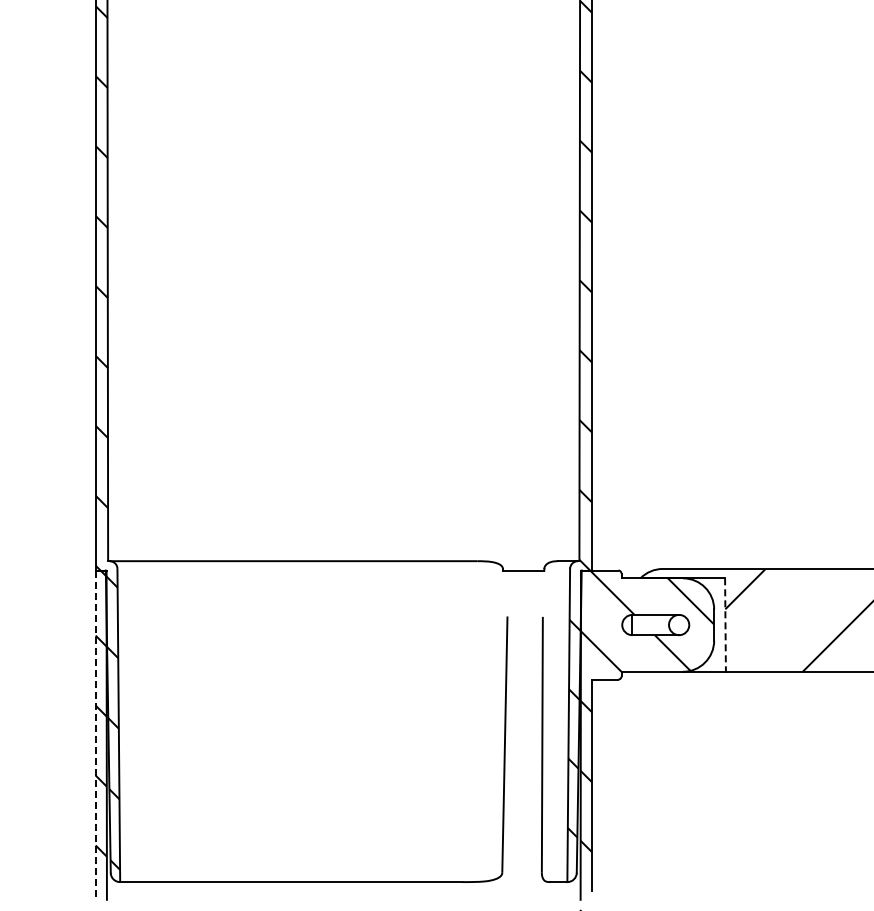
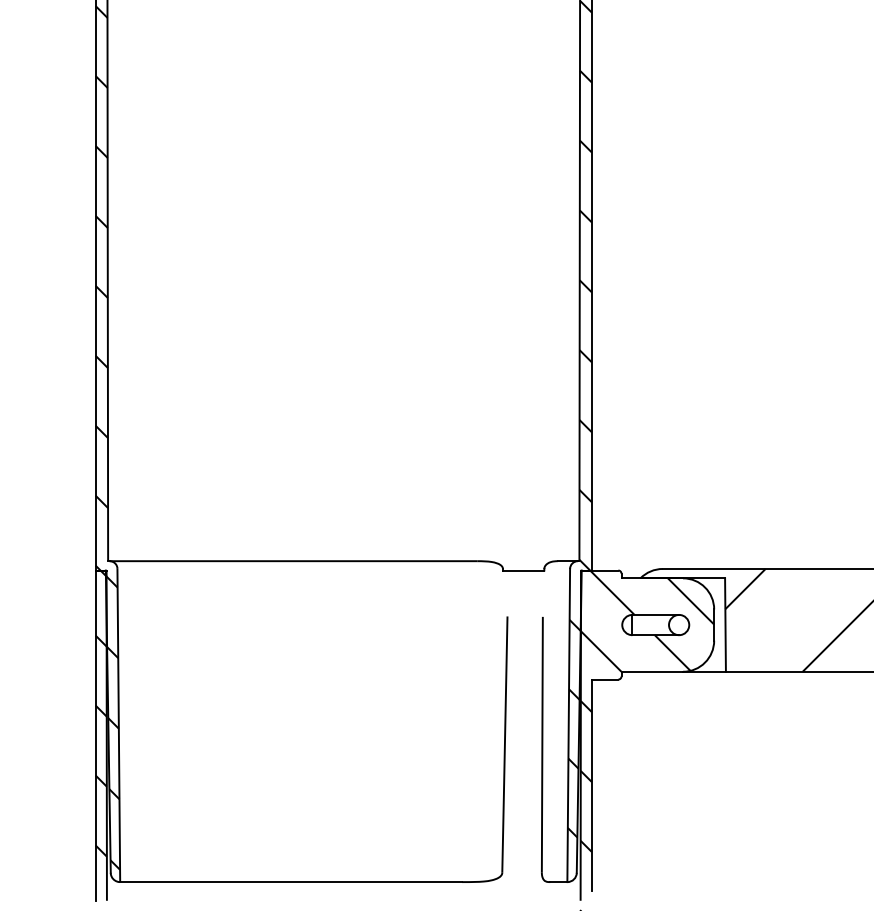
line: dashed -> solid (725, 625)
line: dashed -> solid (95, 736)
